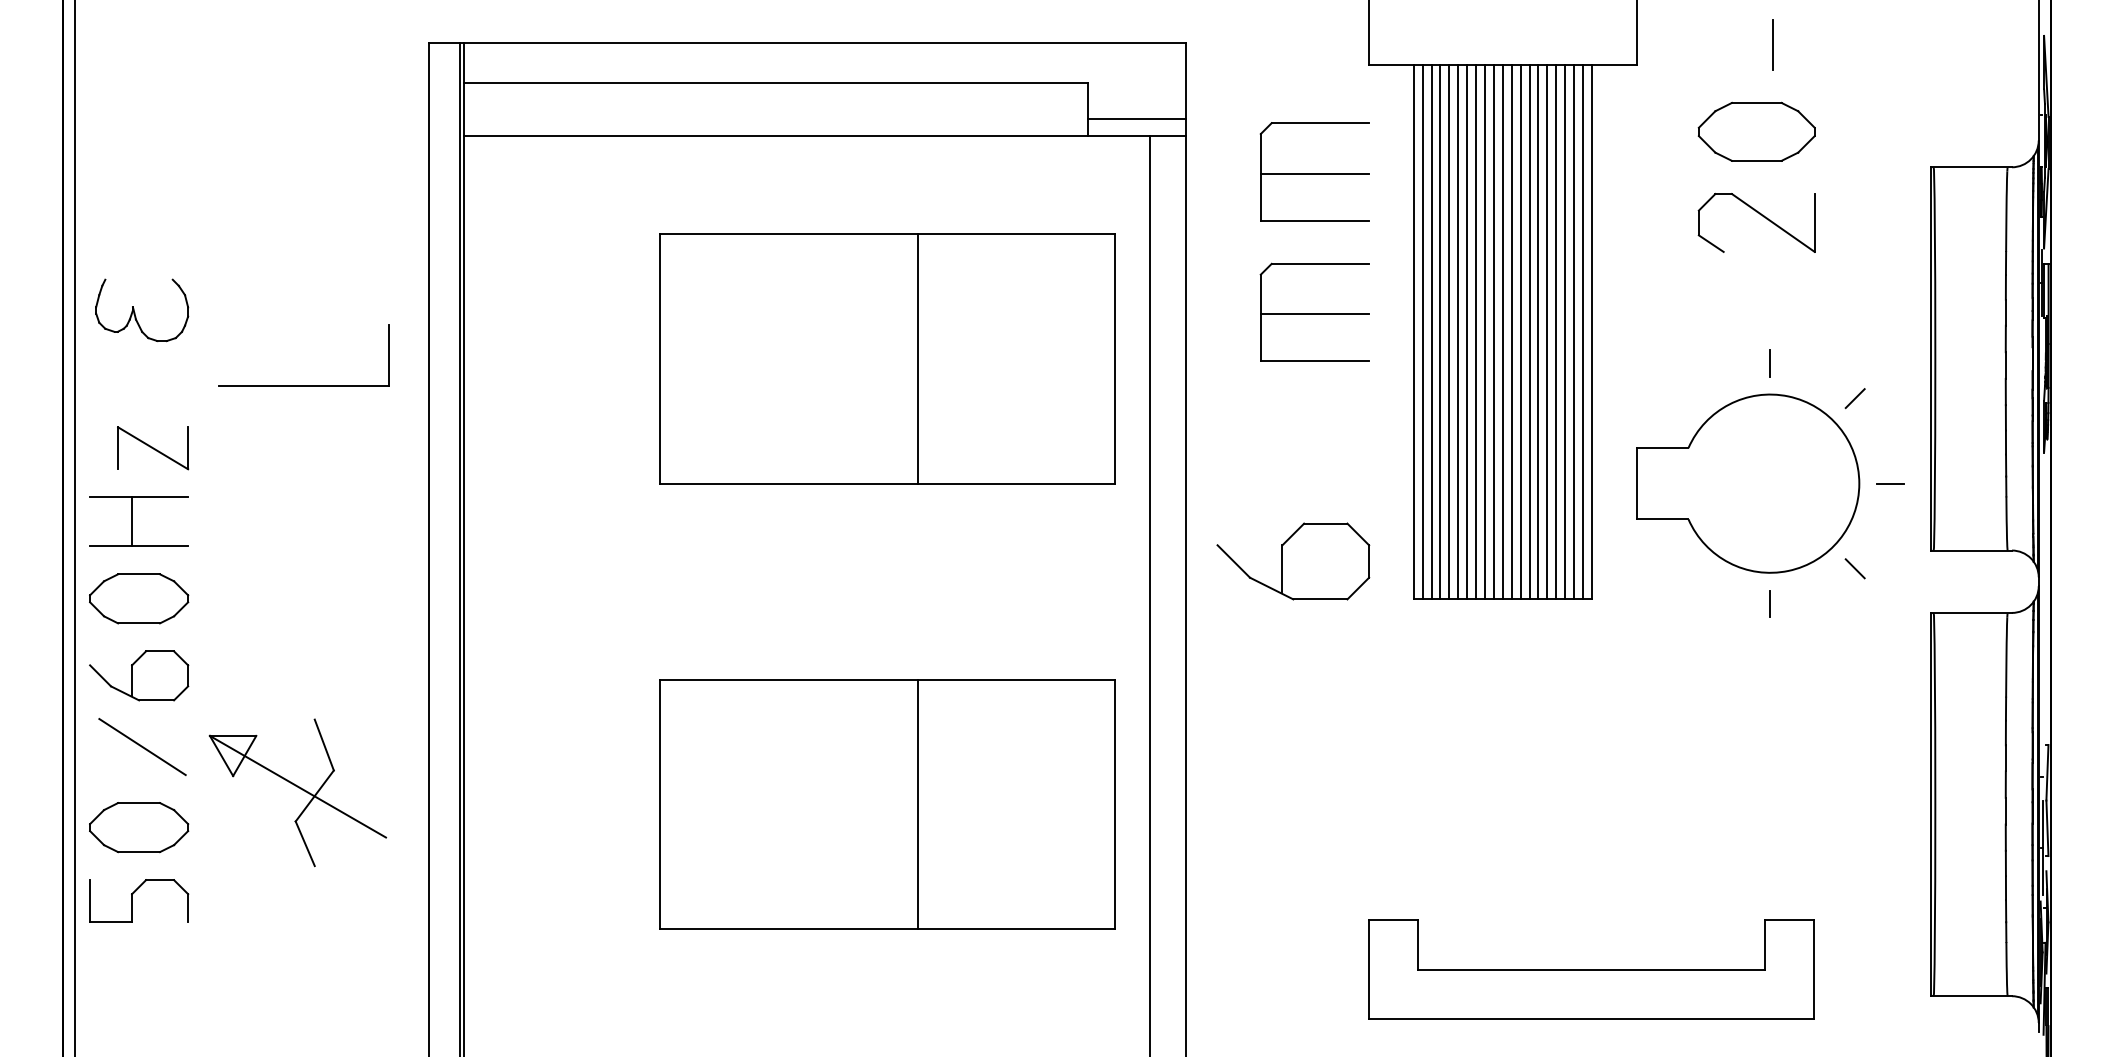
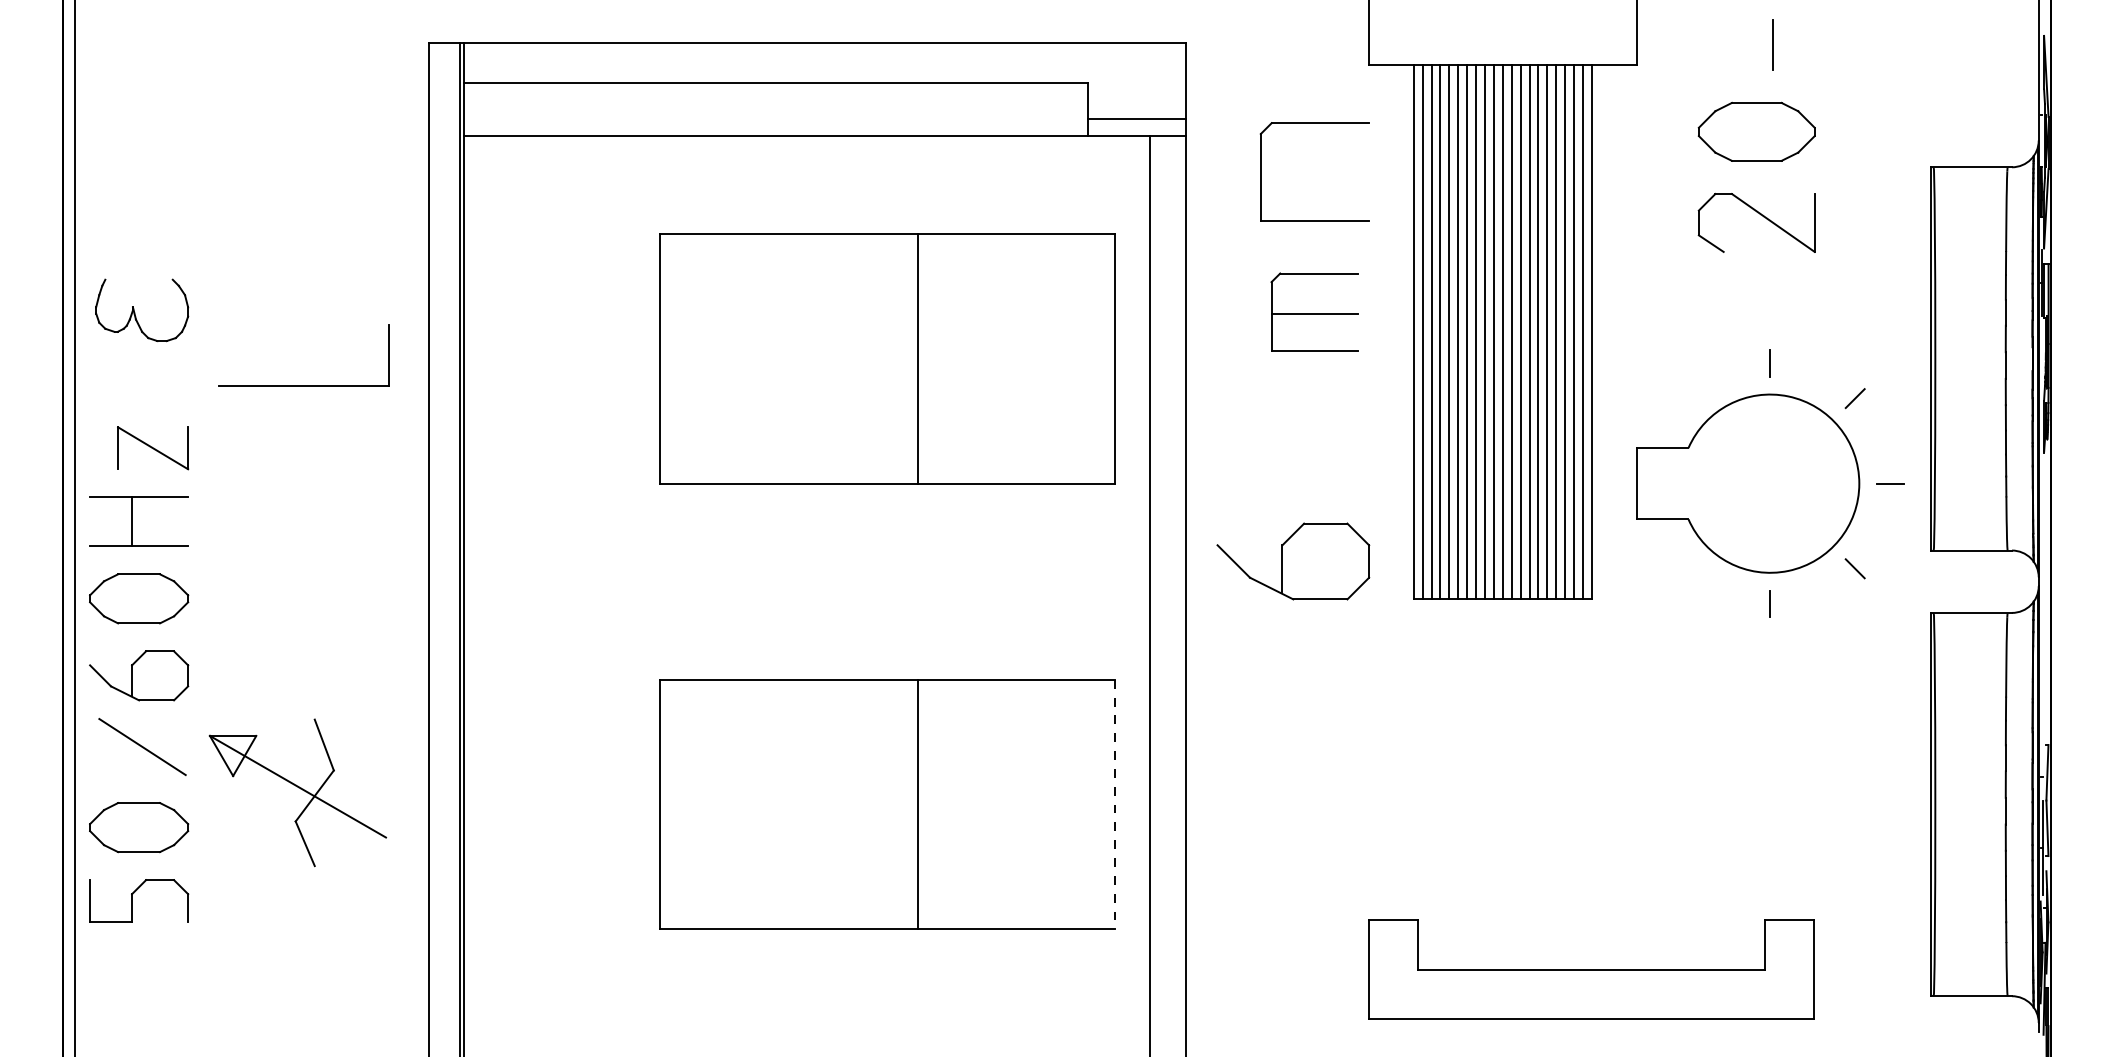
line: present -> none (1314, 173)
part size: 111x100 px -> 89x80 px (1314, 311)
line: solid -> dashed (1114, 804)
